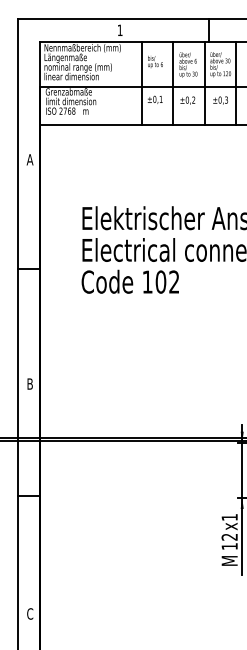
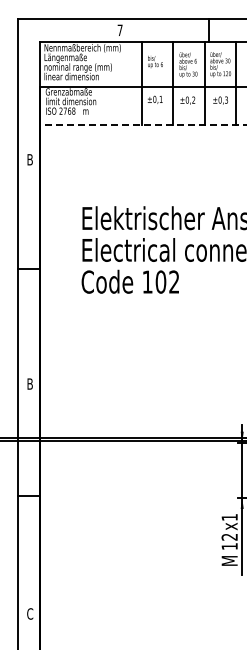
text: 1 -> 7 (119, 29)
line: solid -> dashed (143, 124)
text: A -> B (29, 159)
